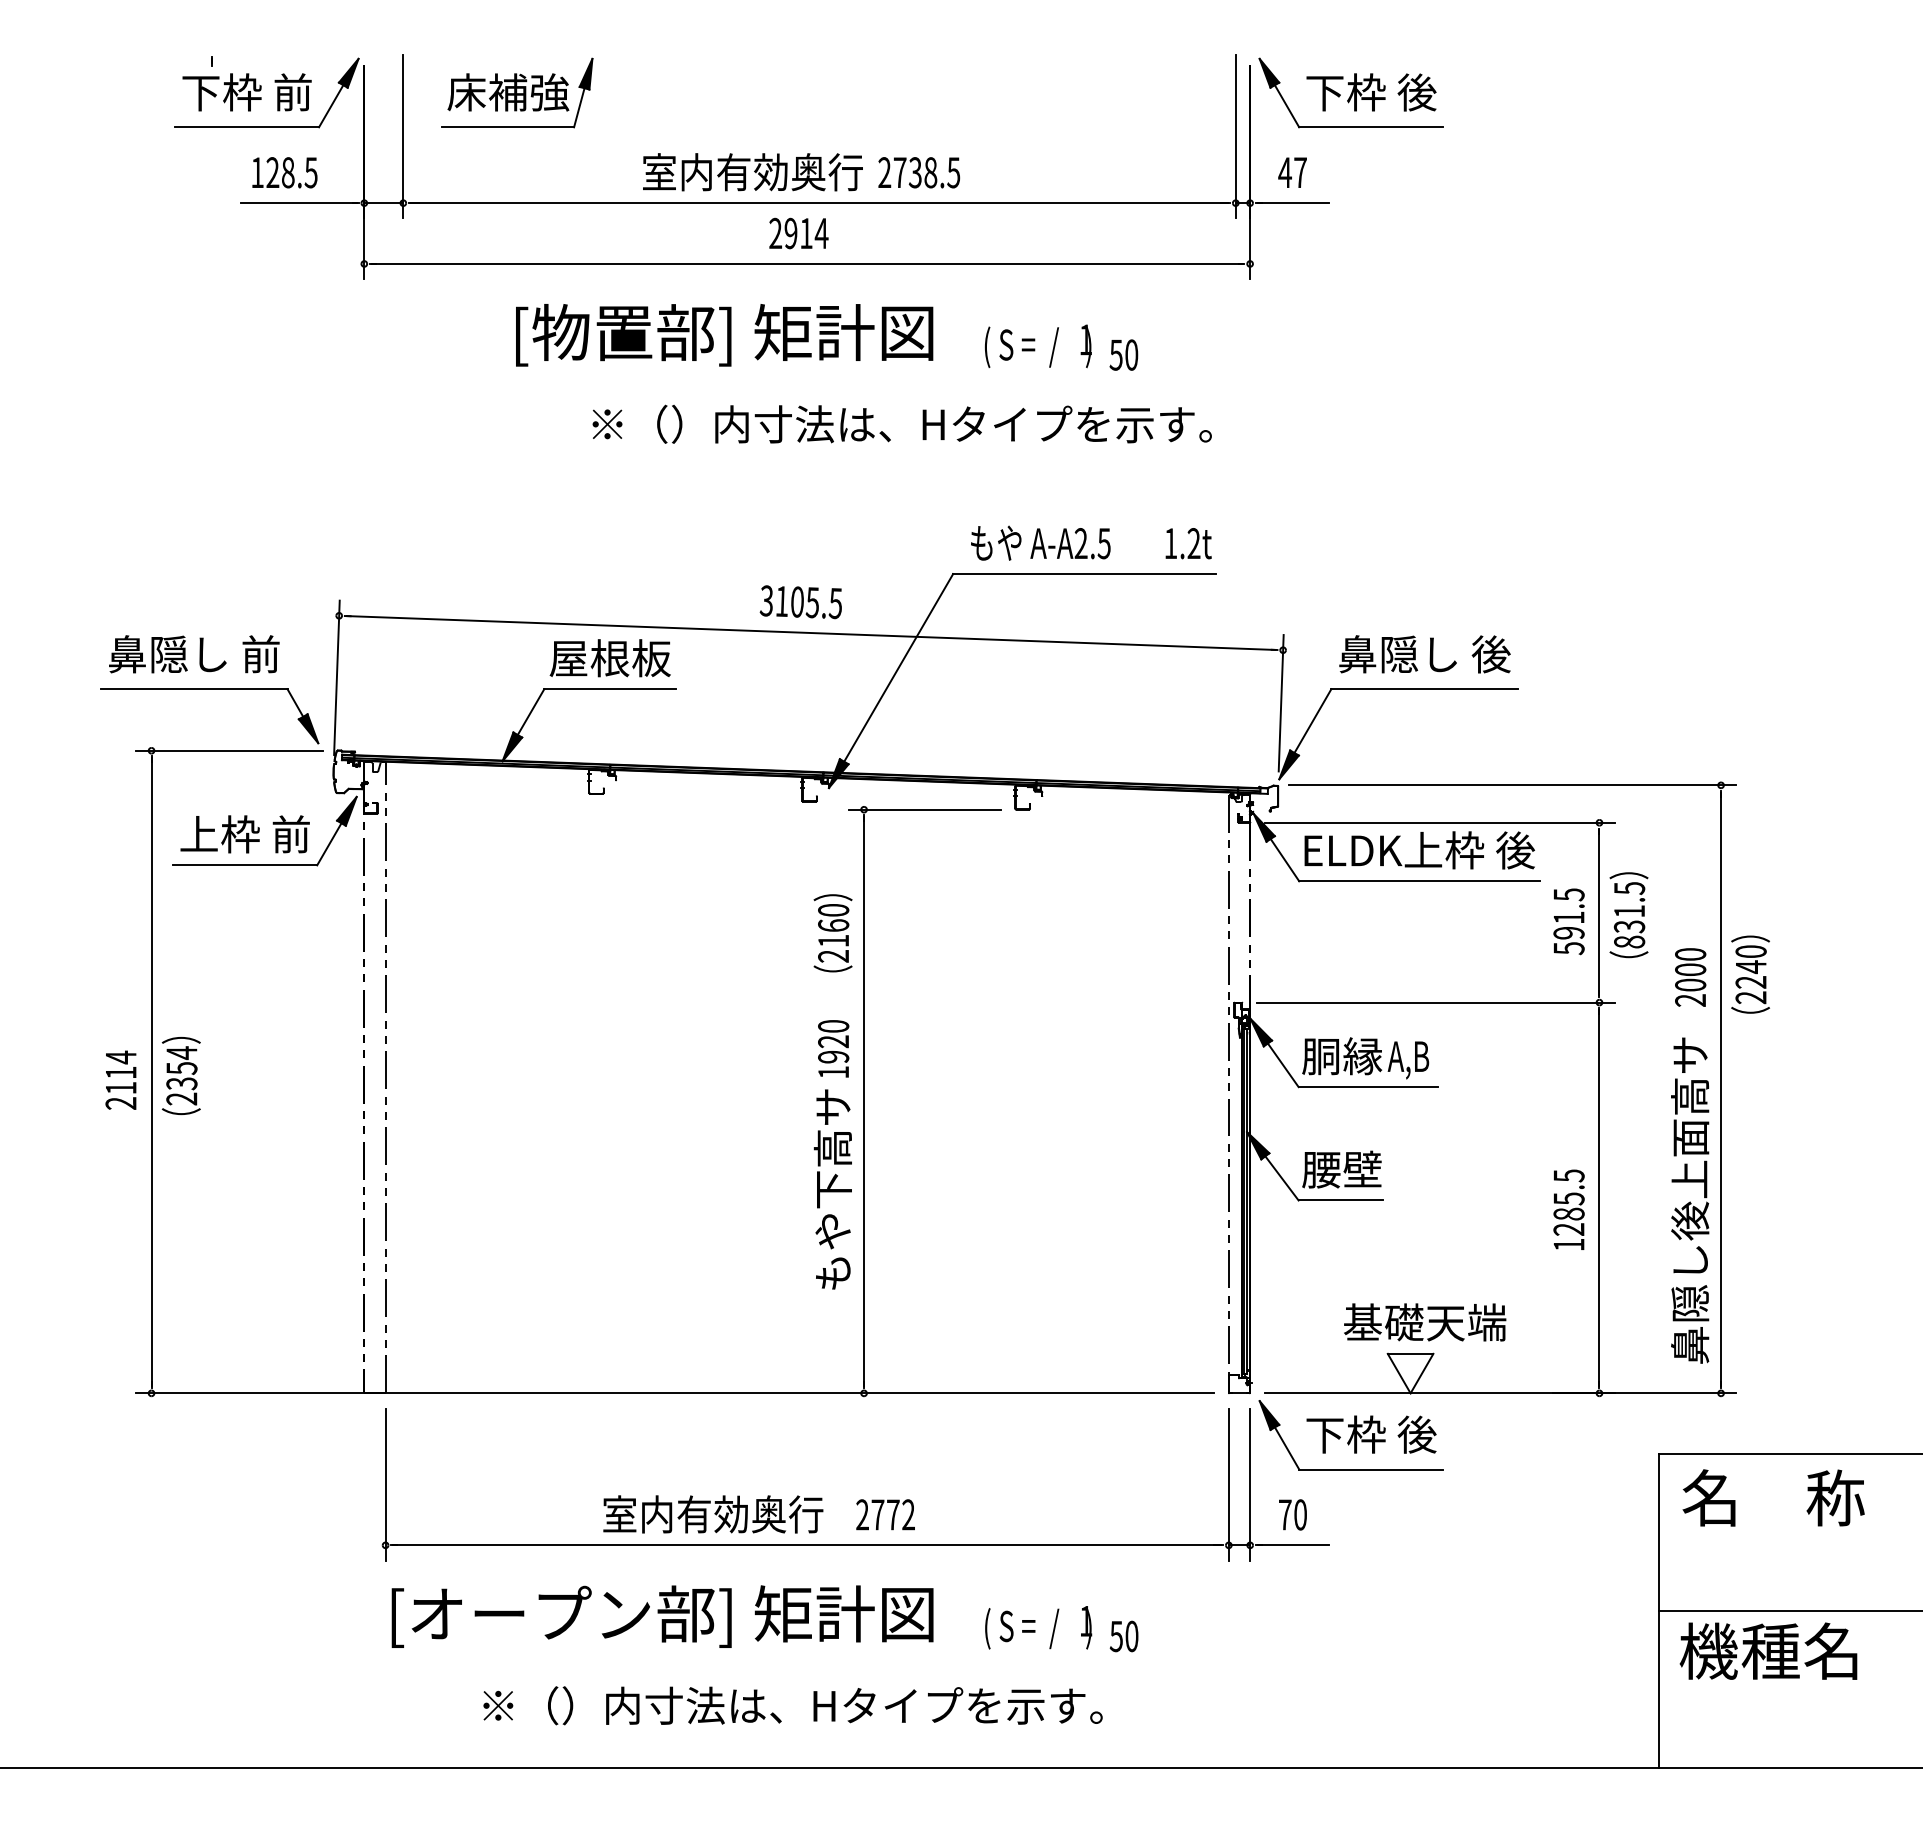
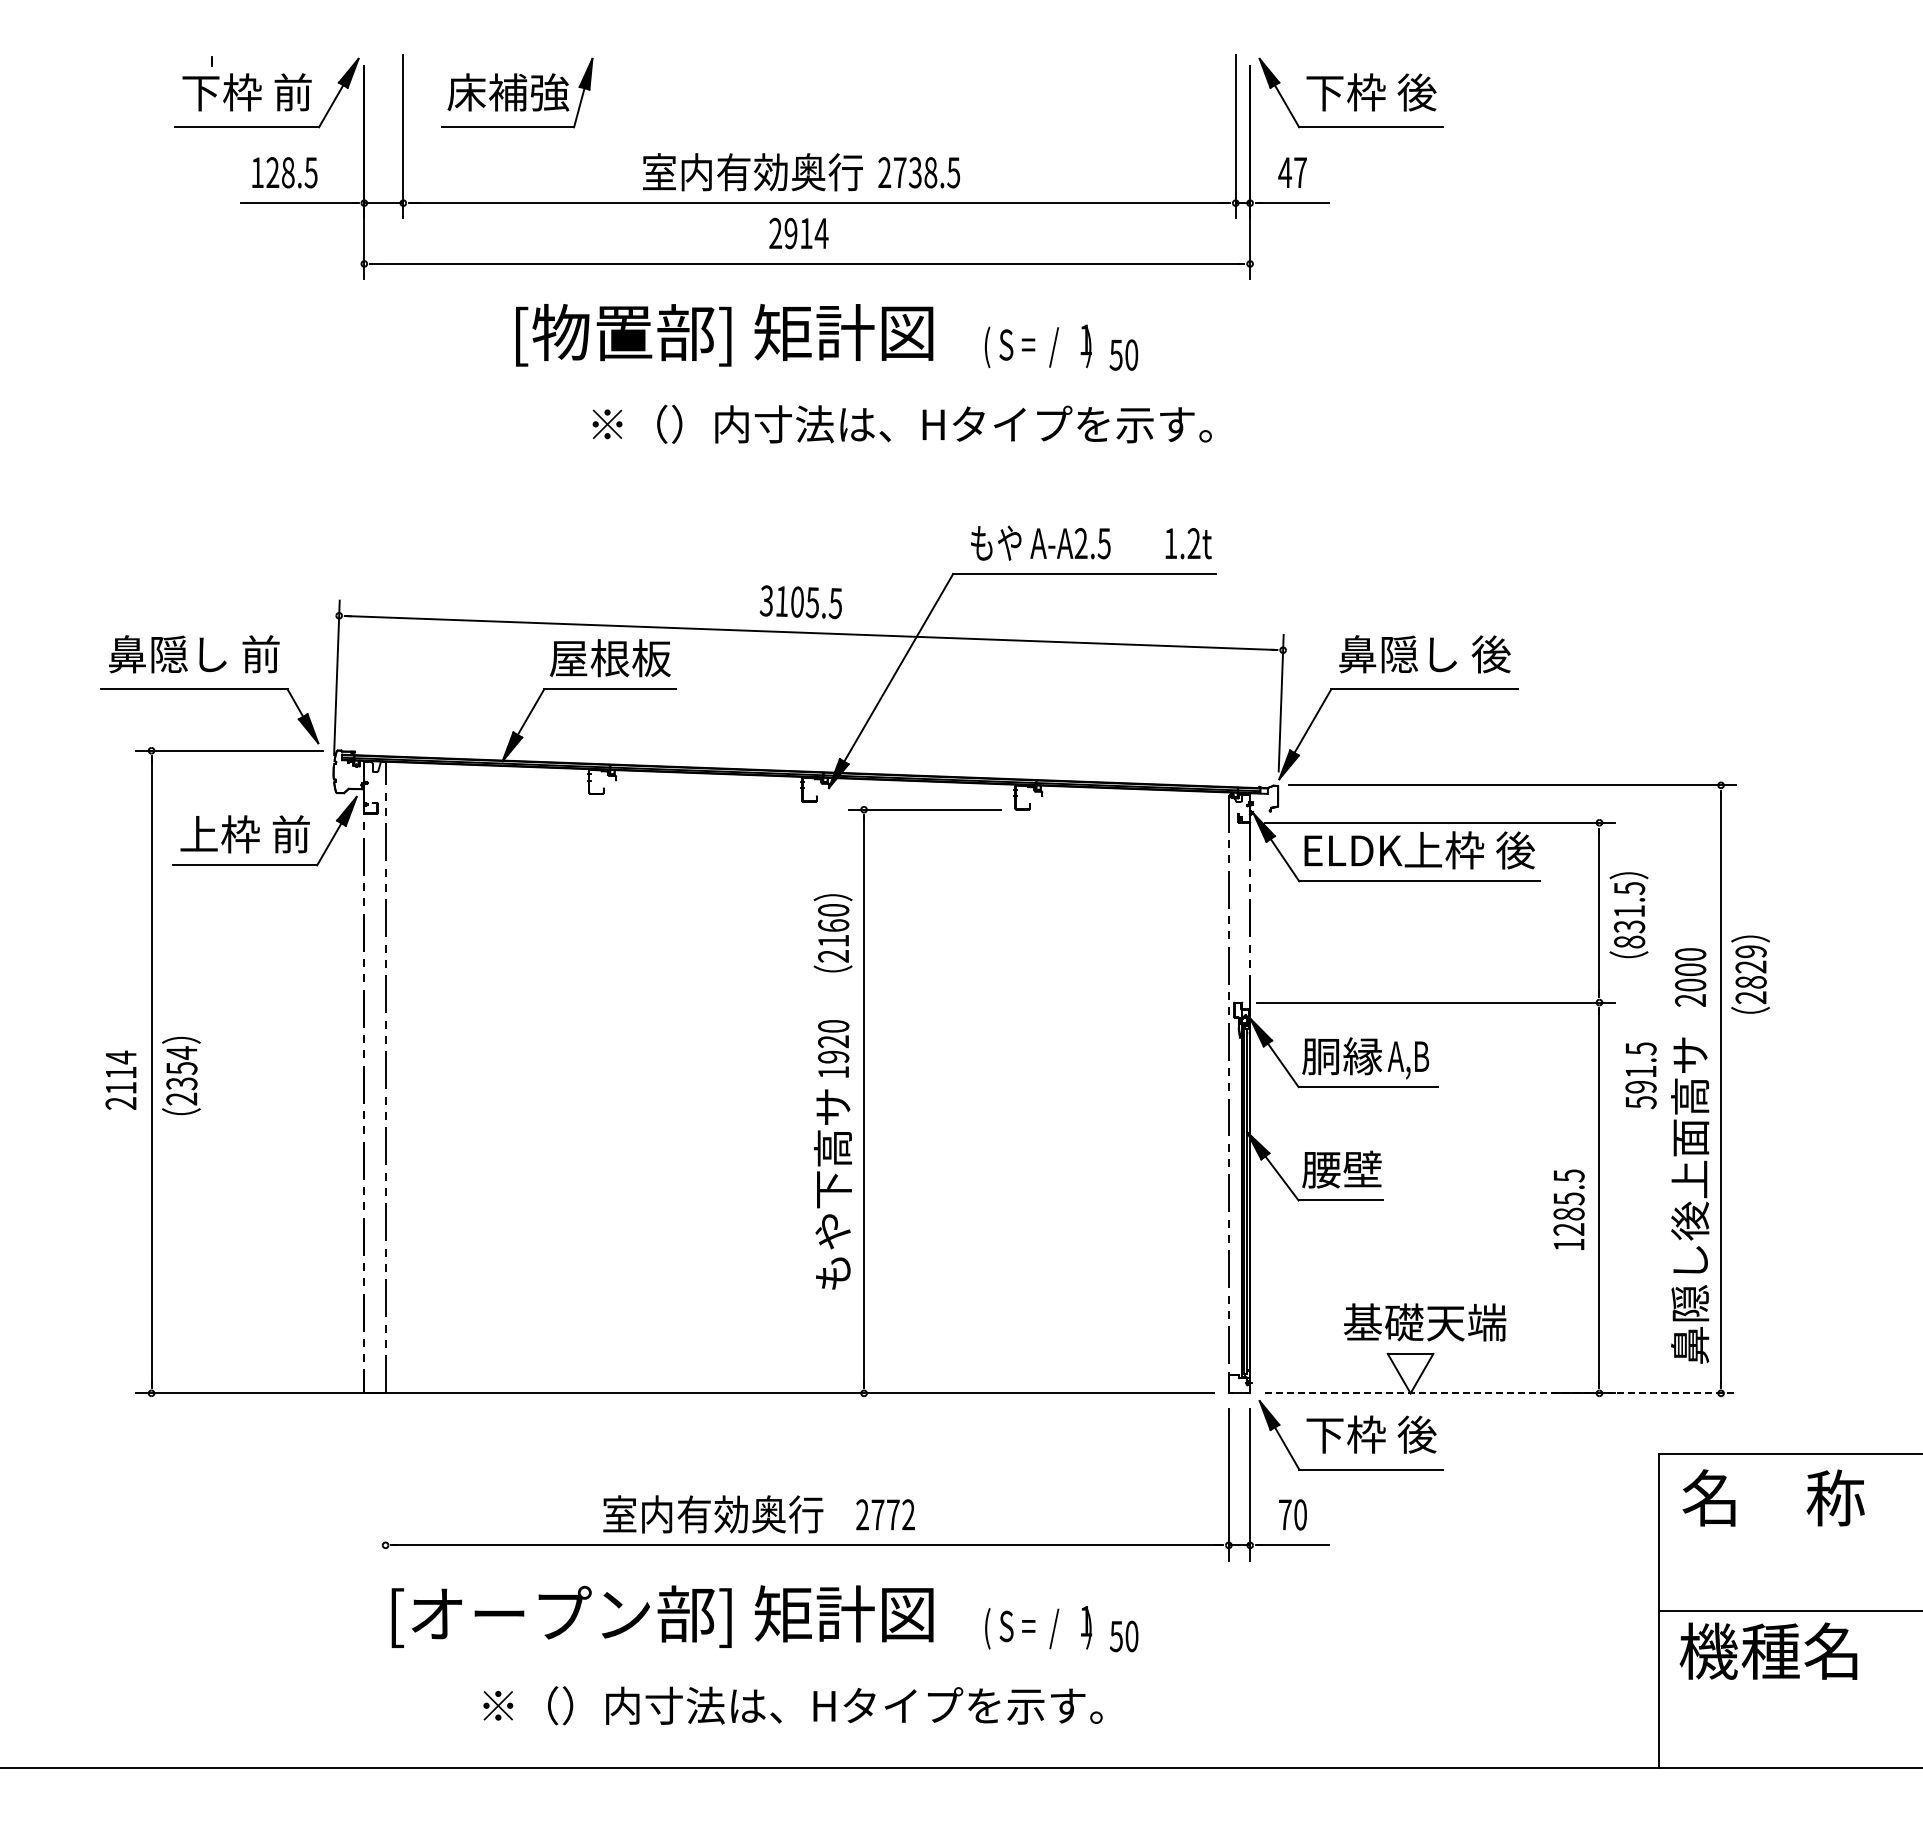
text position: (1568, 921) -> (1640, 1075) (1640, 1075)
text: 2240 -> 2829 (1750, 966)
line: solid -> dashed (1500, 1393)
line: present -> none (385, 1484)
